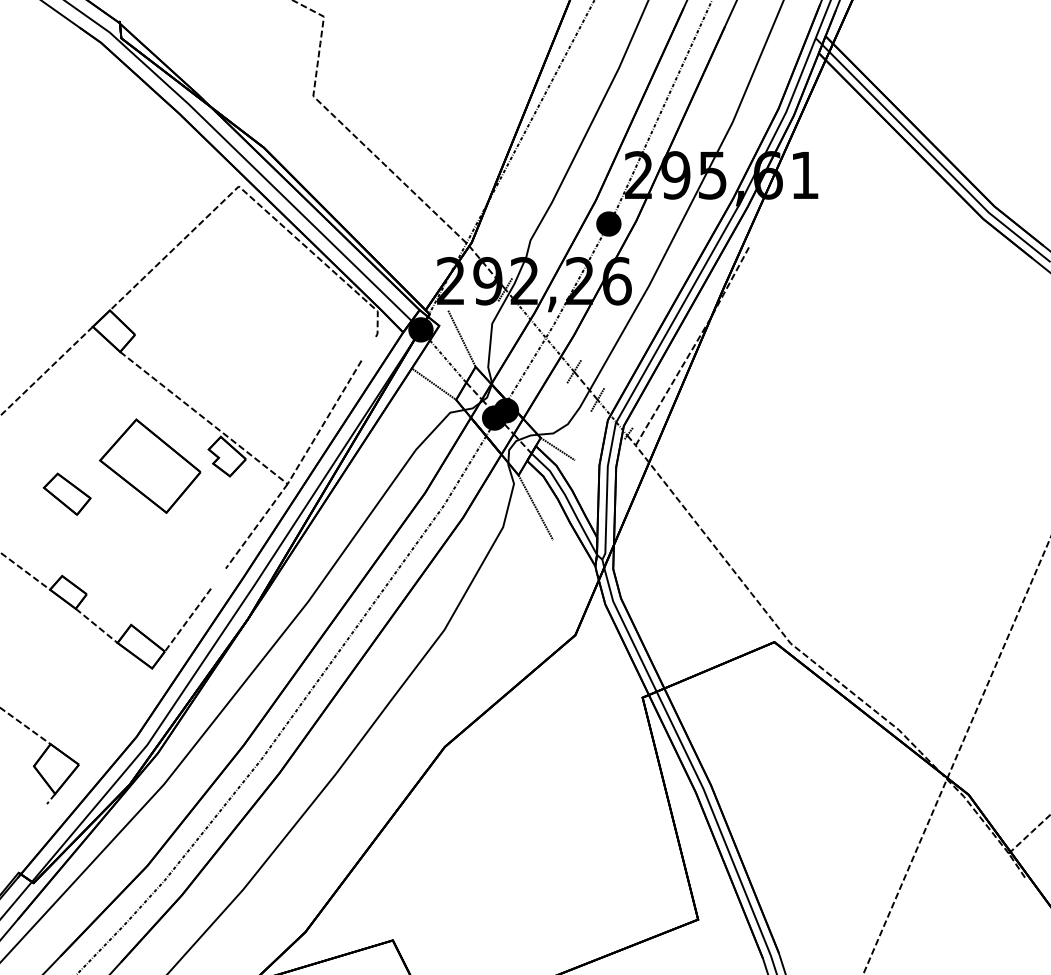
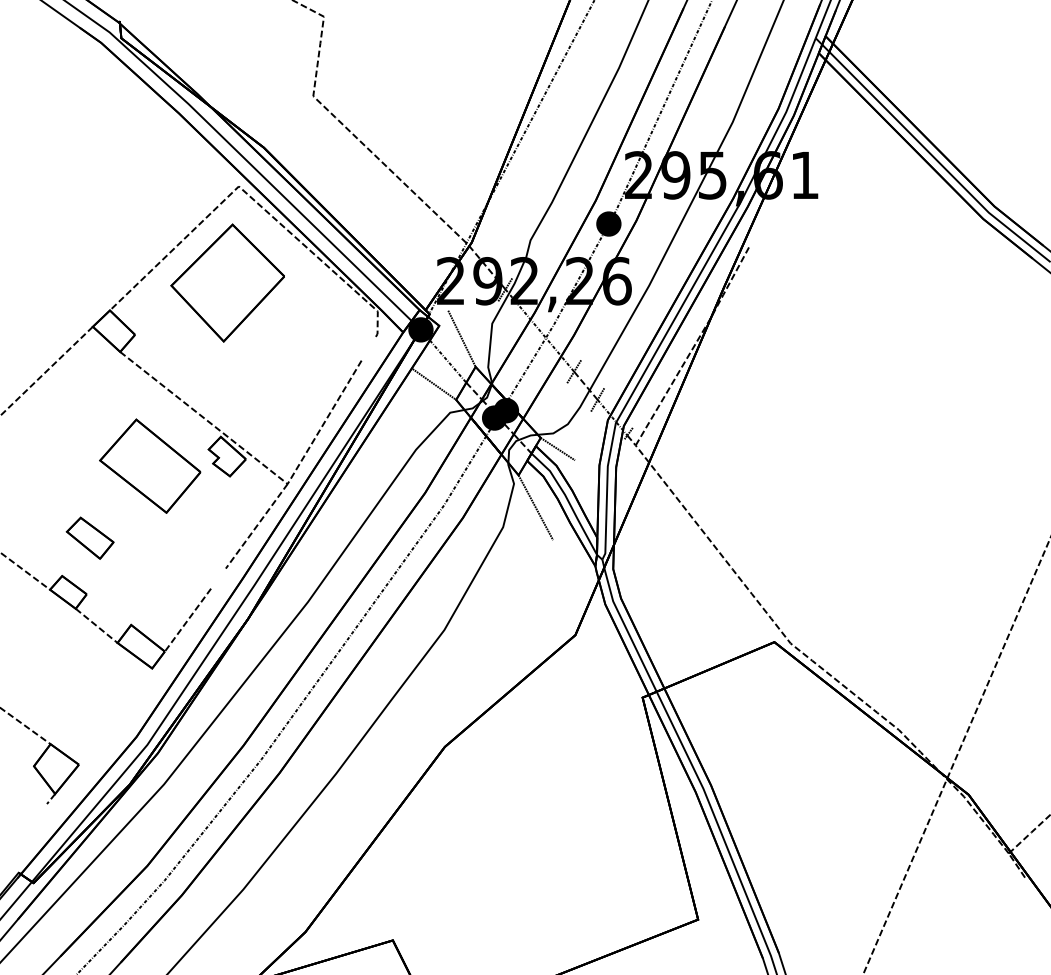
part: none -> present (227, 282)
part position: (66, 493) -> (89, 537) (89, 537)
